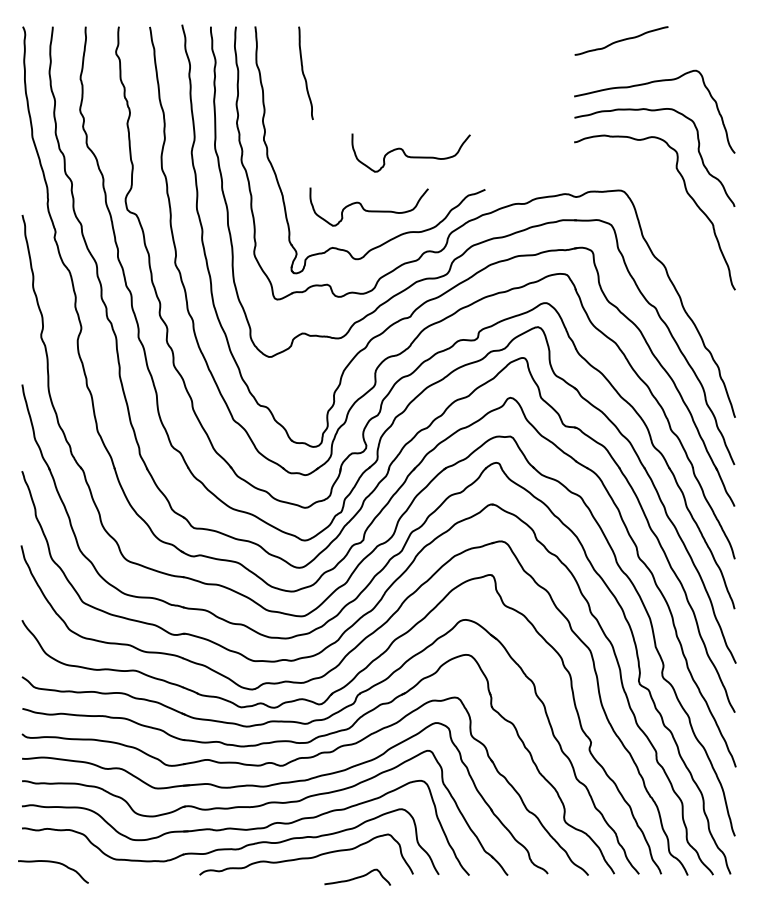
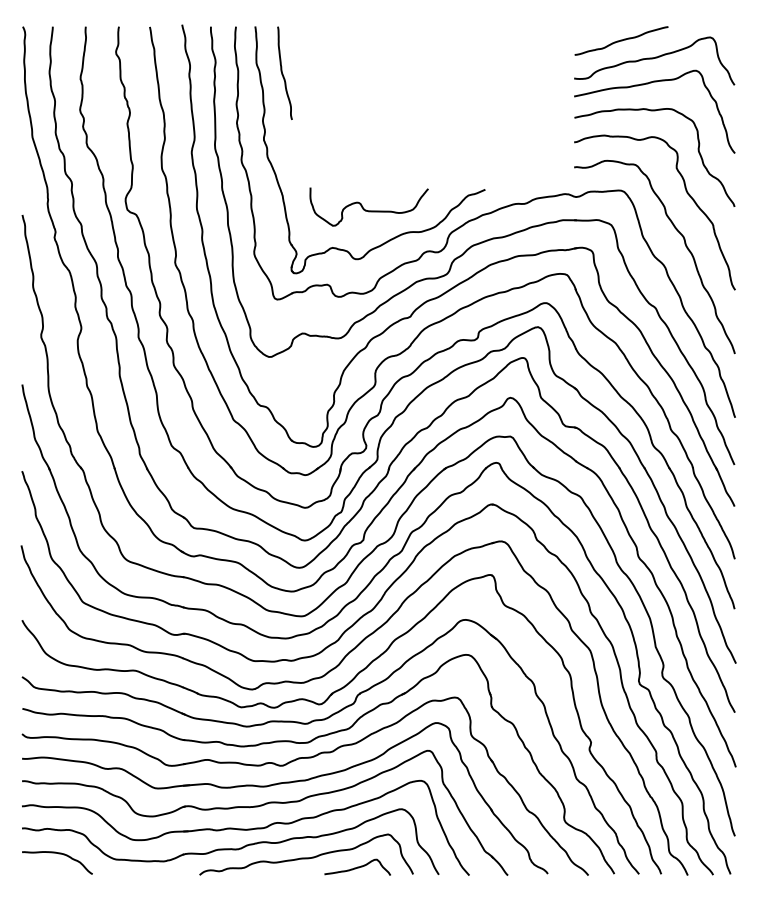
curve: none -> present (653, 59)
curve position: (304, 73) -> (283, 73) (283, 73)
curve: present -> none (408, 155)
curve: none -> present (684, 244)
curve position: (54, 863) -> (58, 854) (58, 854)
curve position: (357, 876) -> (357, 866) (357, 866)
